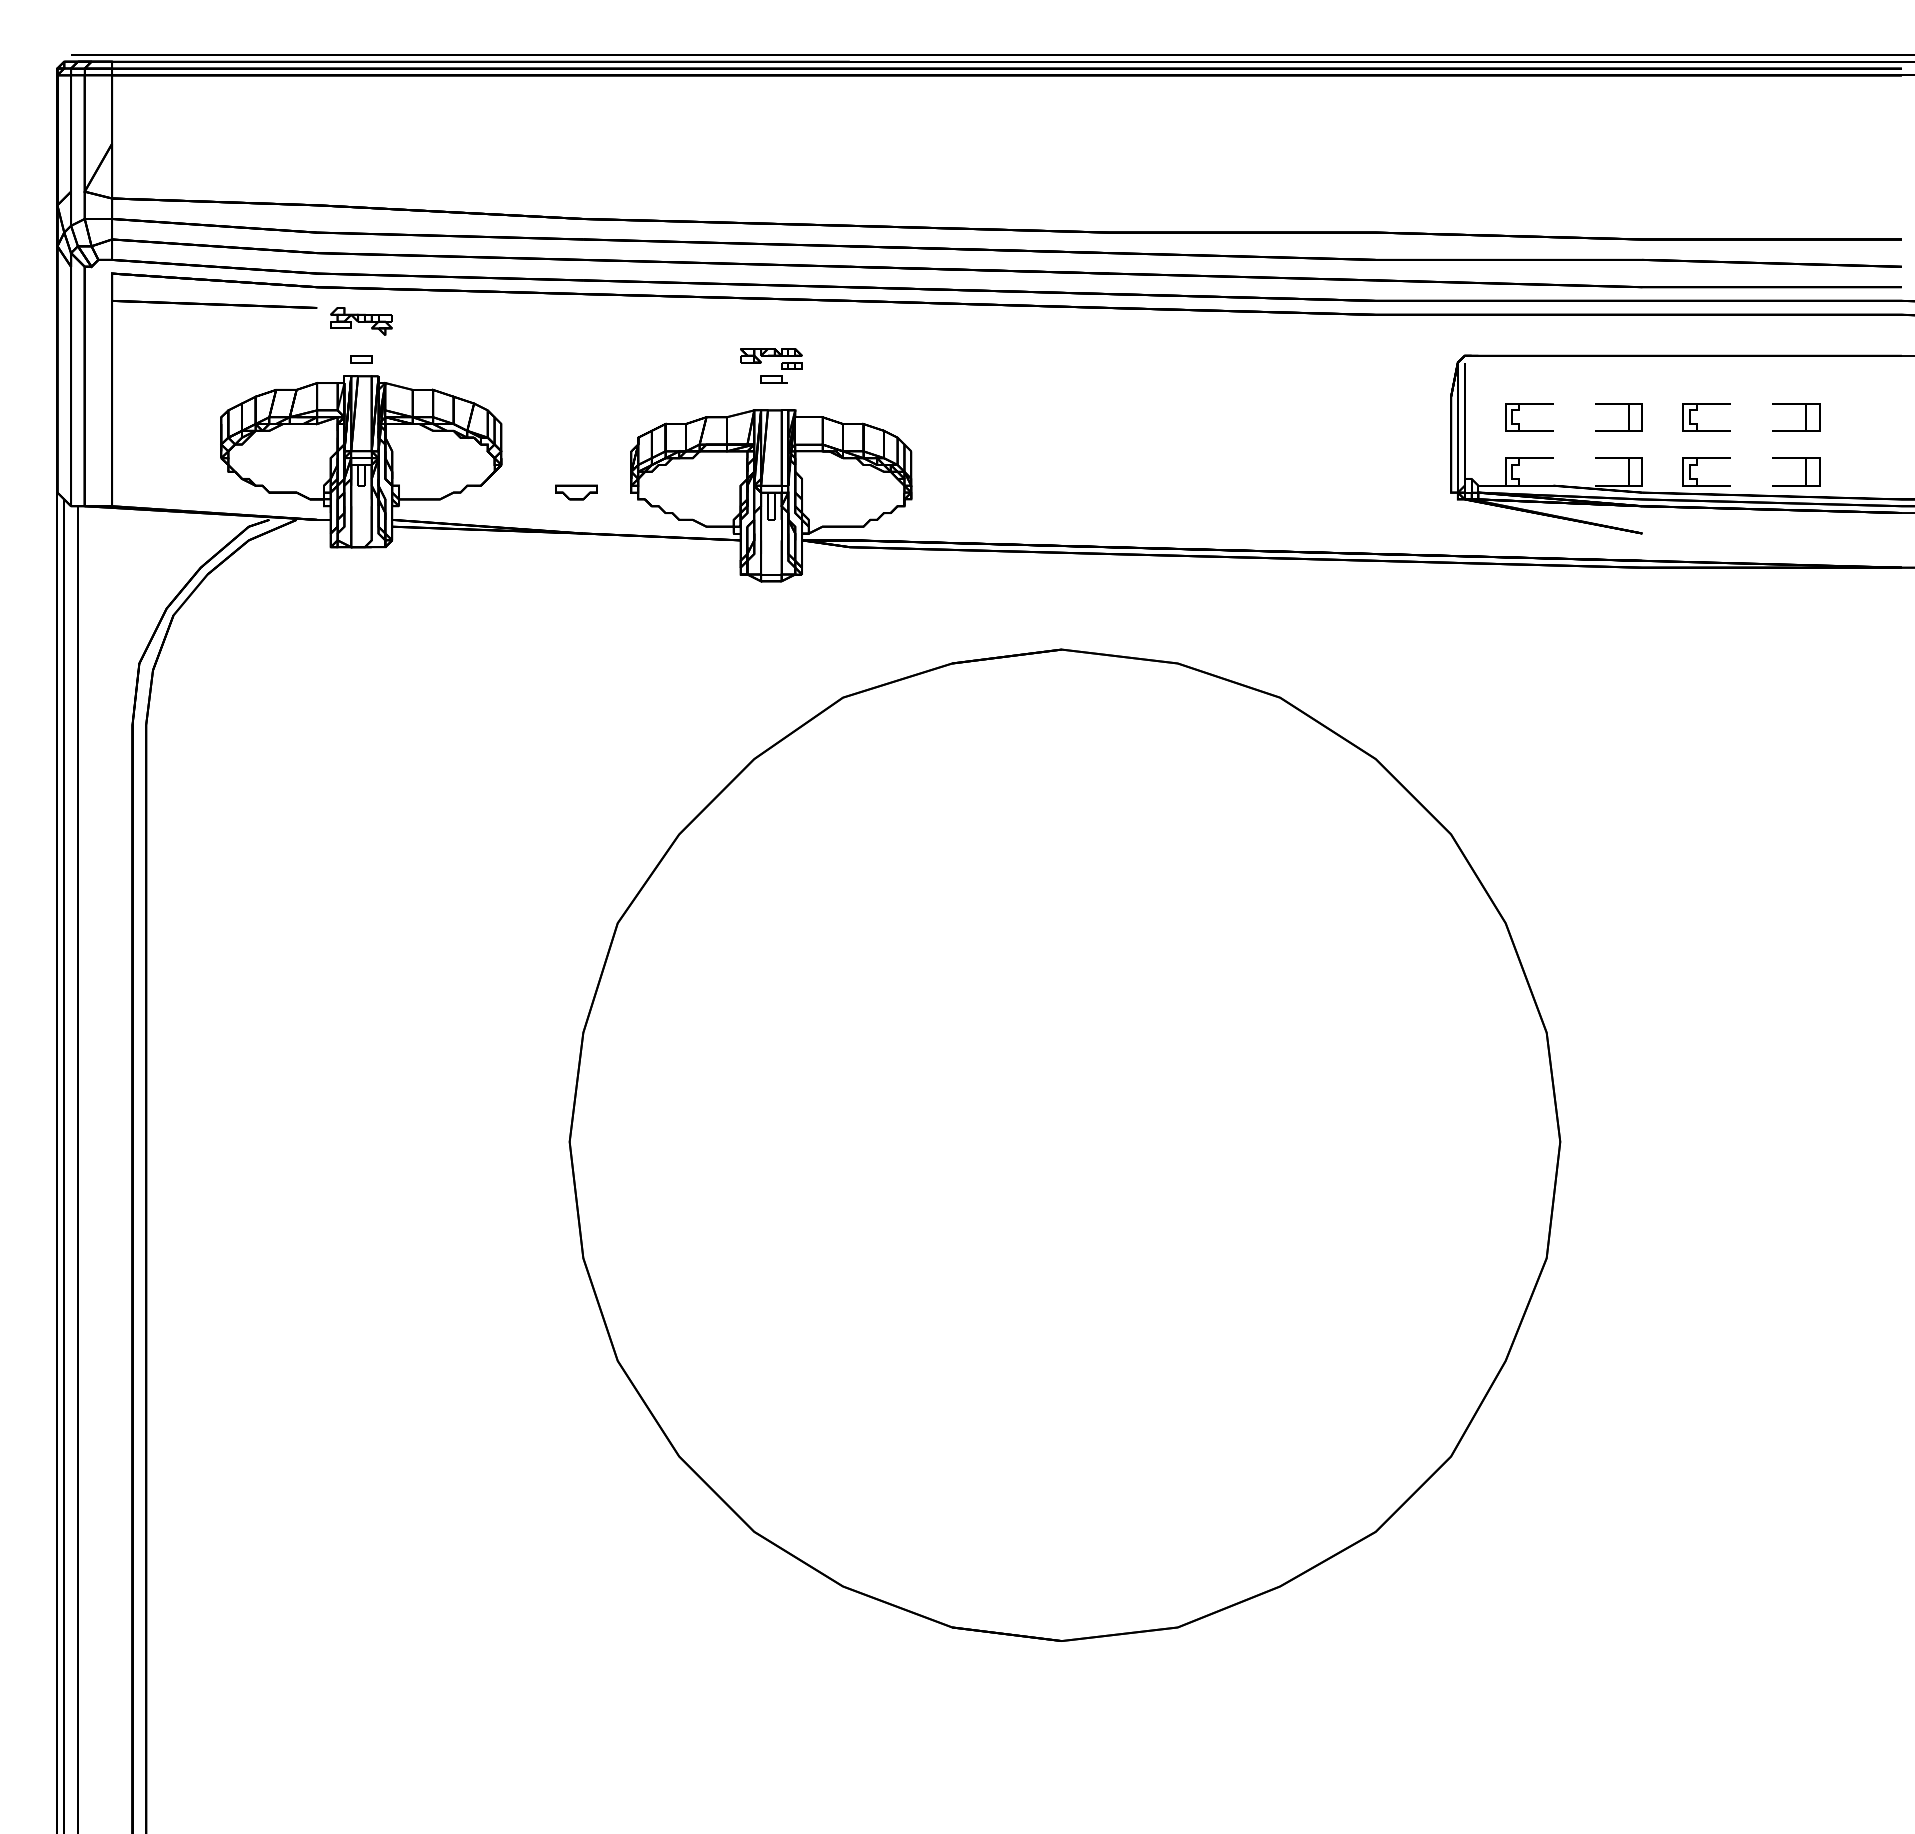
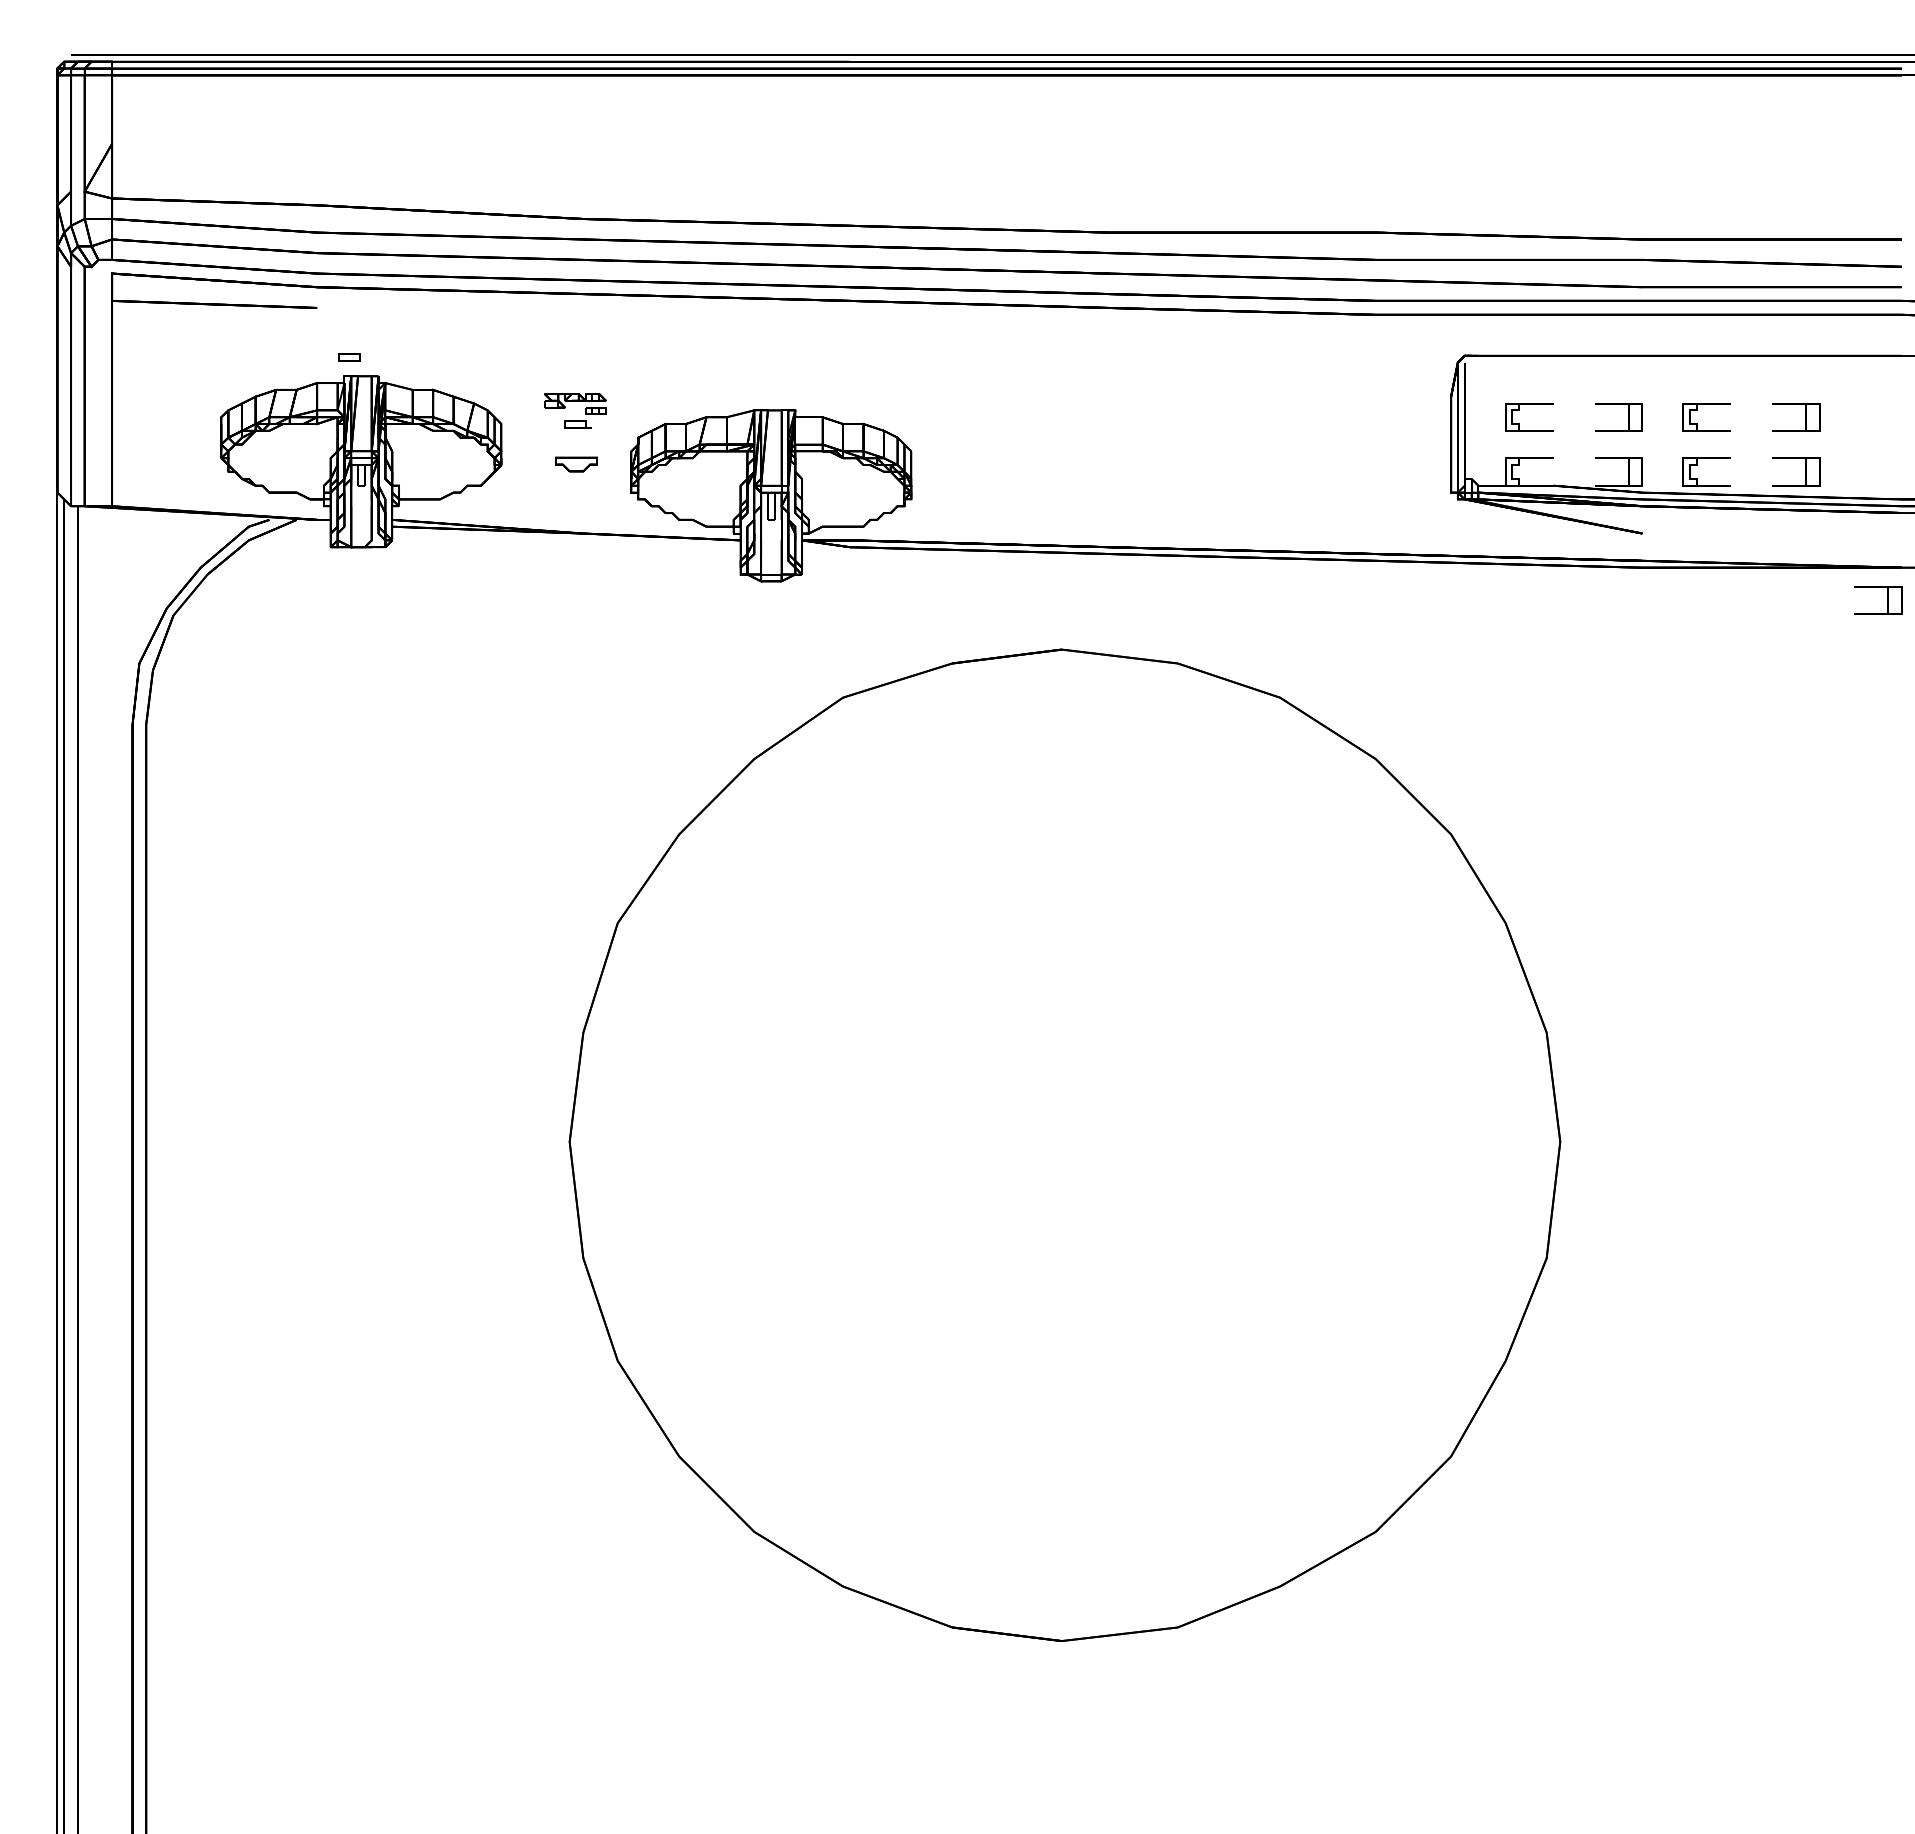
part: present -> none (361, 321)
part position: (771, 356) -> (575, 401) (575, 401)
part position: (361, 359) -> (349, 357) (349, 357)
part position: (576, 492) -> (576, 464) (576, 464)
part: none -> present (1887, 600)
